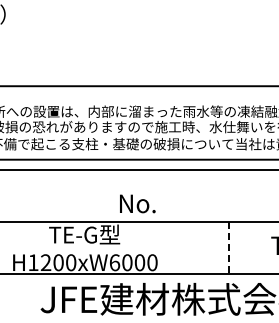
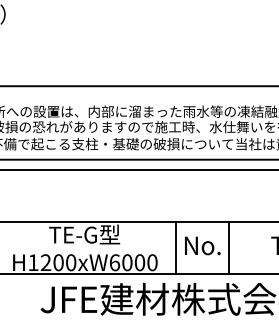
text position: (137, 203) -> (202, 245) (202, 245)
line: none -> present (176, 248)
line: dashed -> solid (228, 248)
